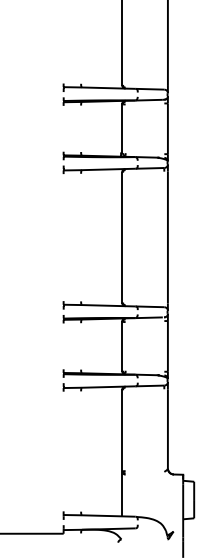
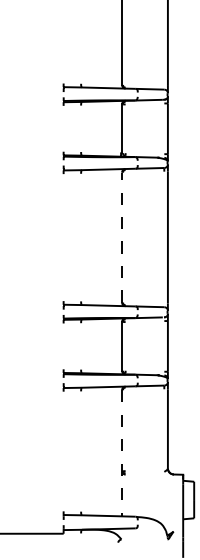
line: solid -> dashed (122, 237)
line: solid -> dashed (122, 453)
